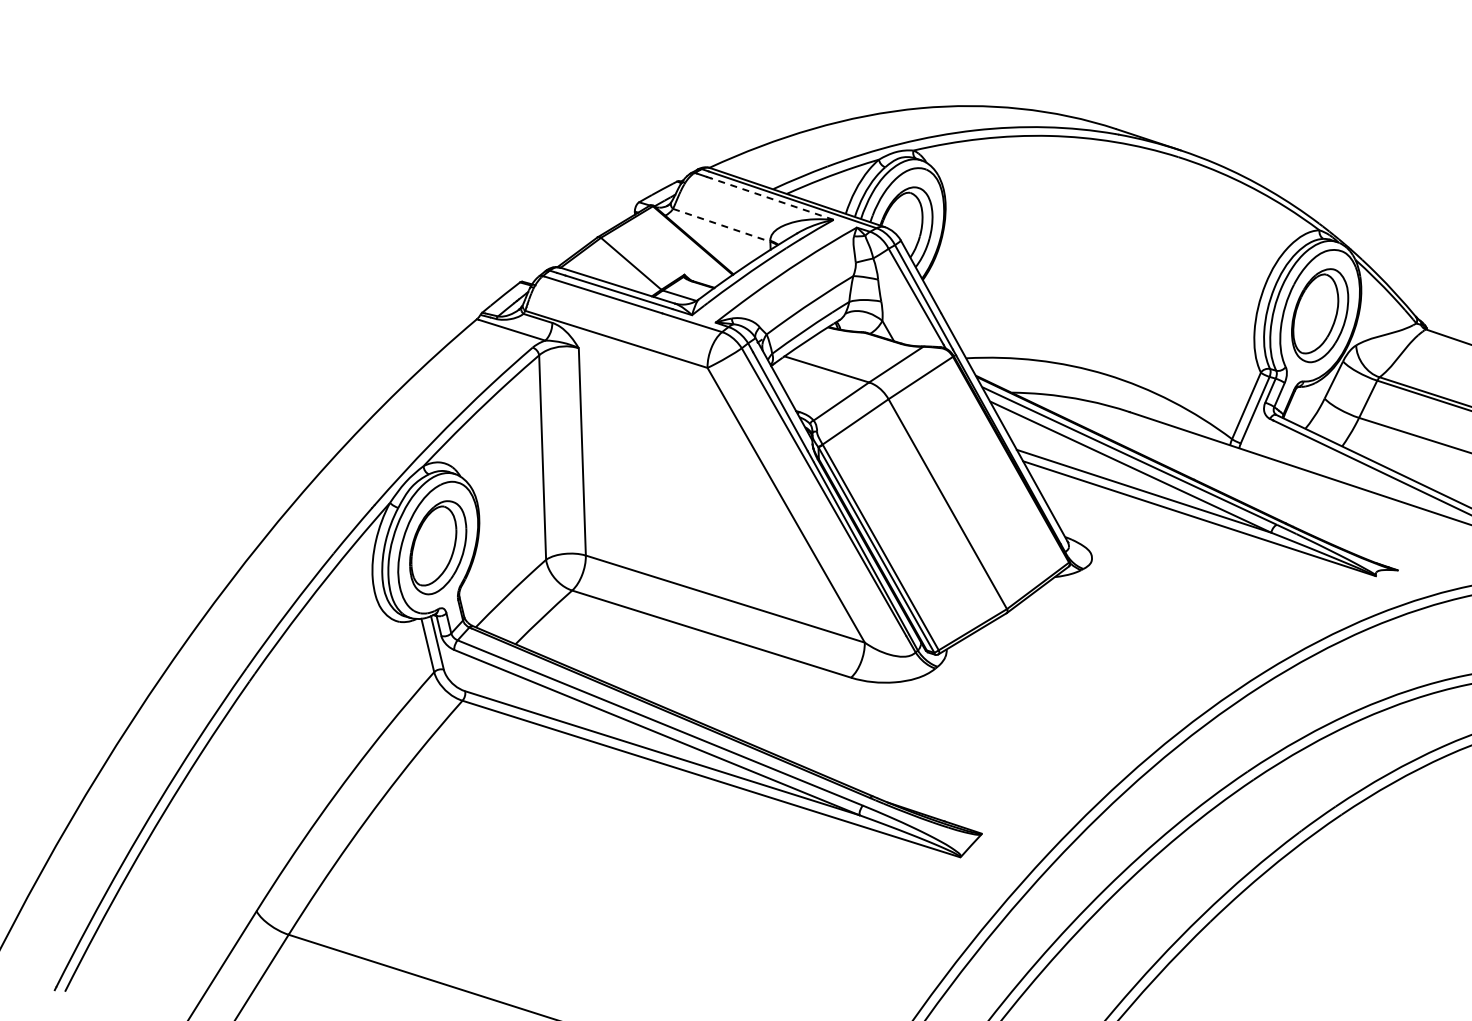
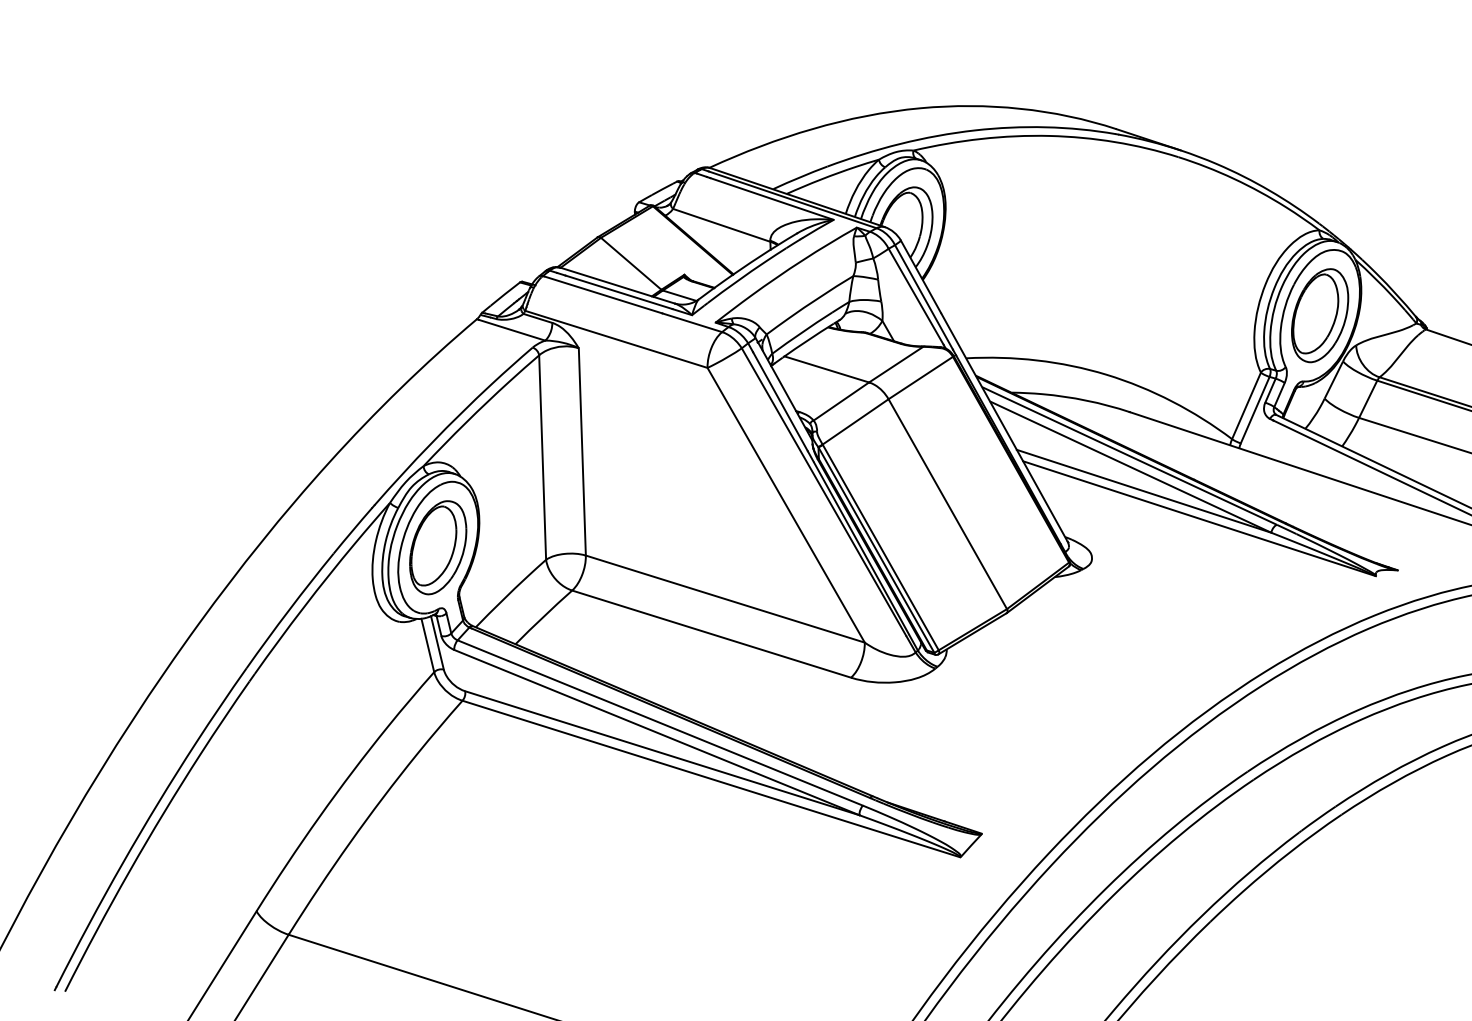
line: dashed -> solid (771, 198)
line: dashed -> solid (722, 225)
